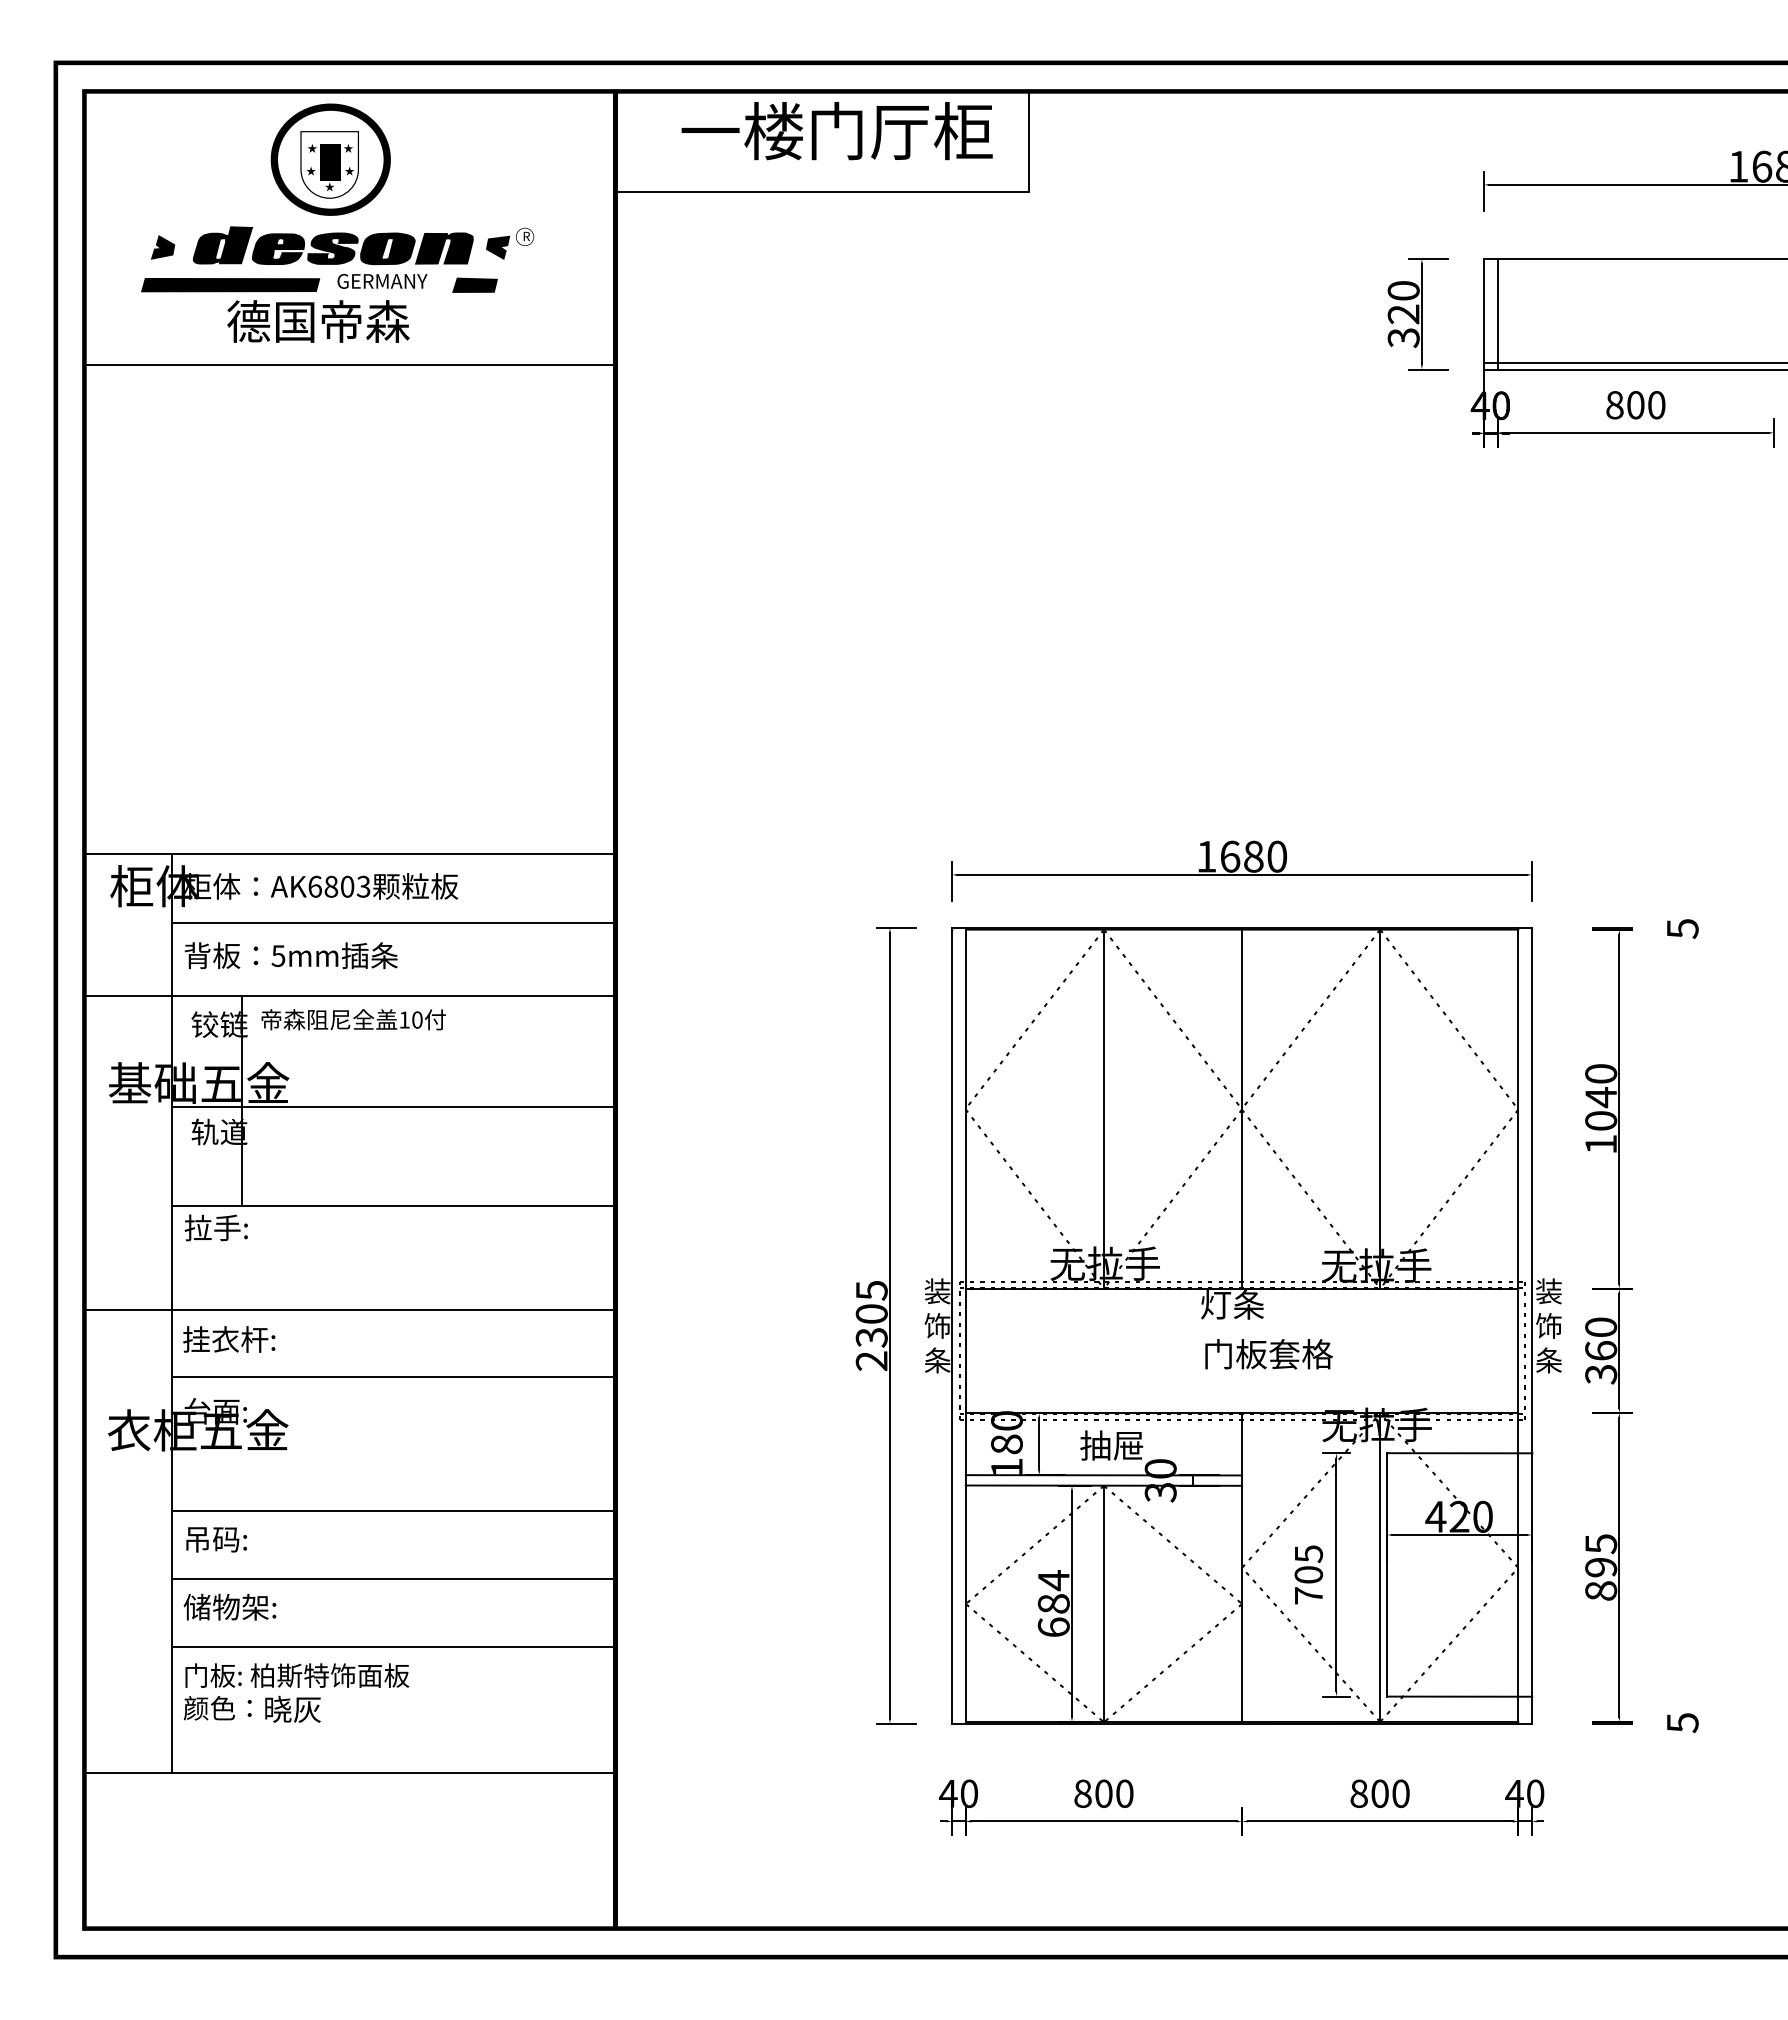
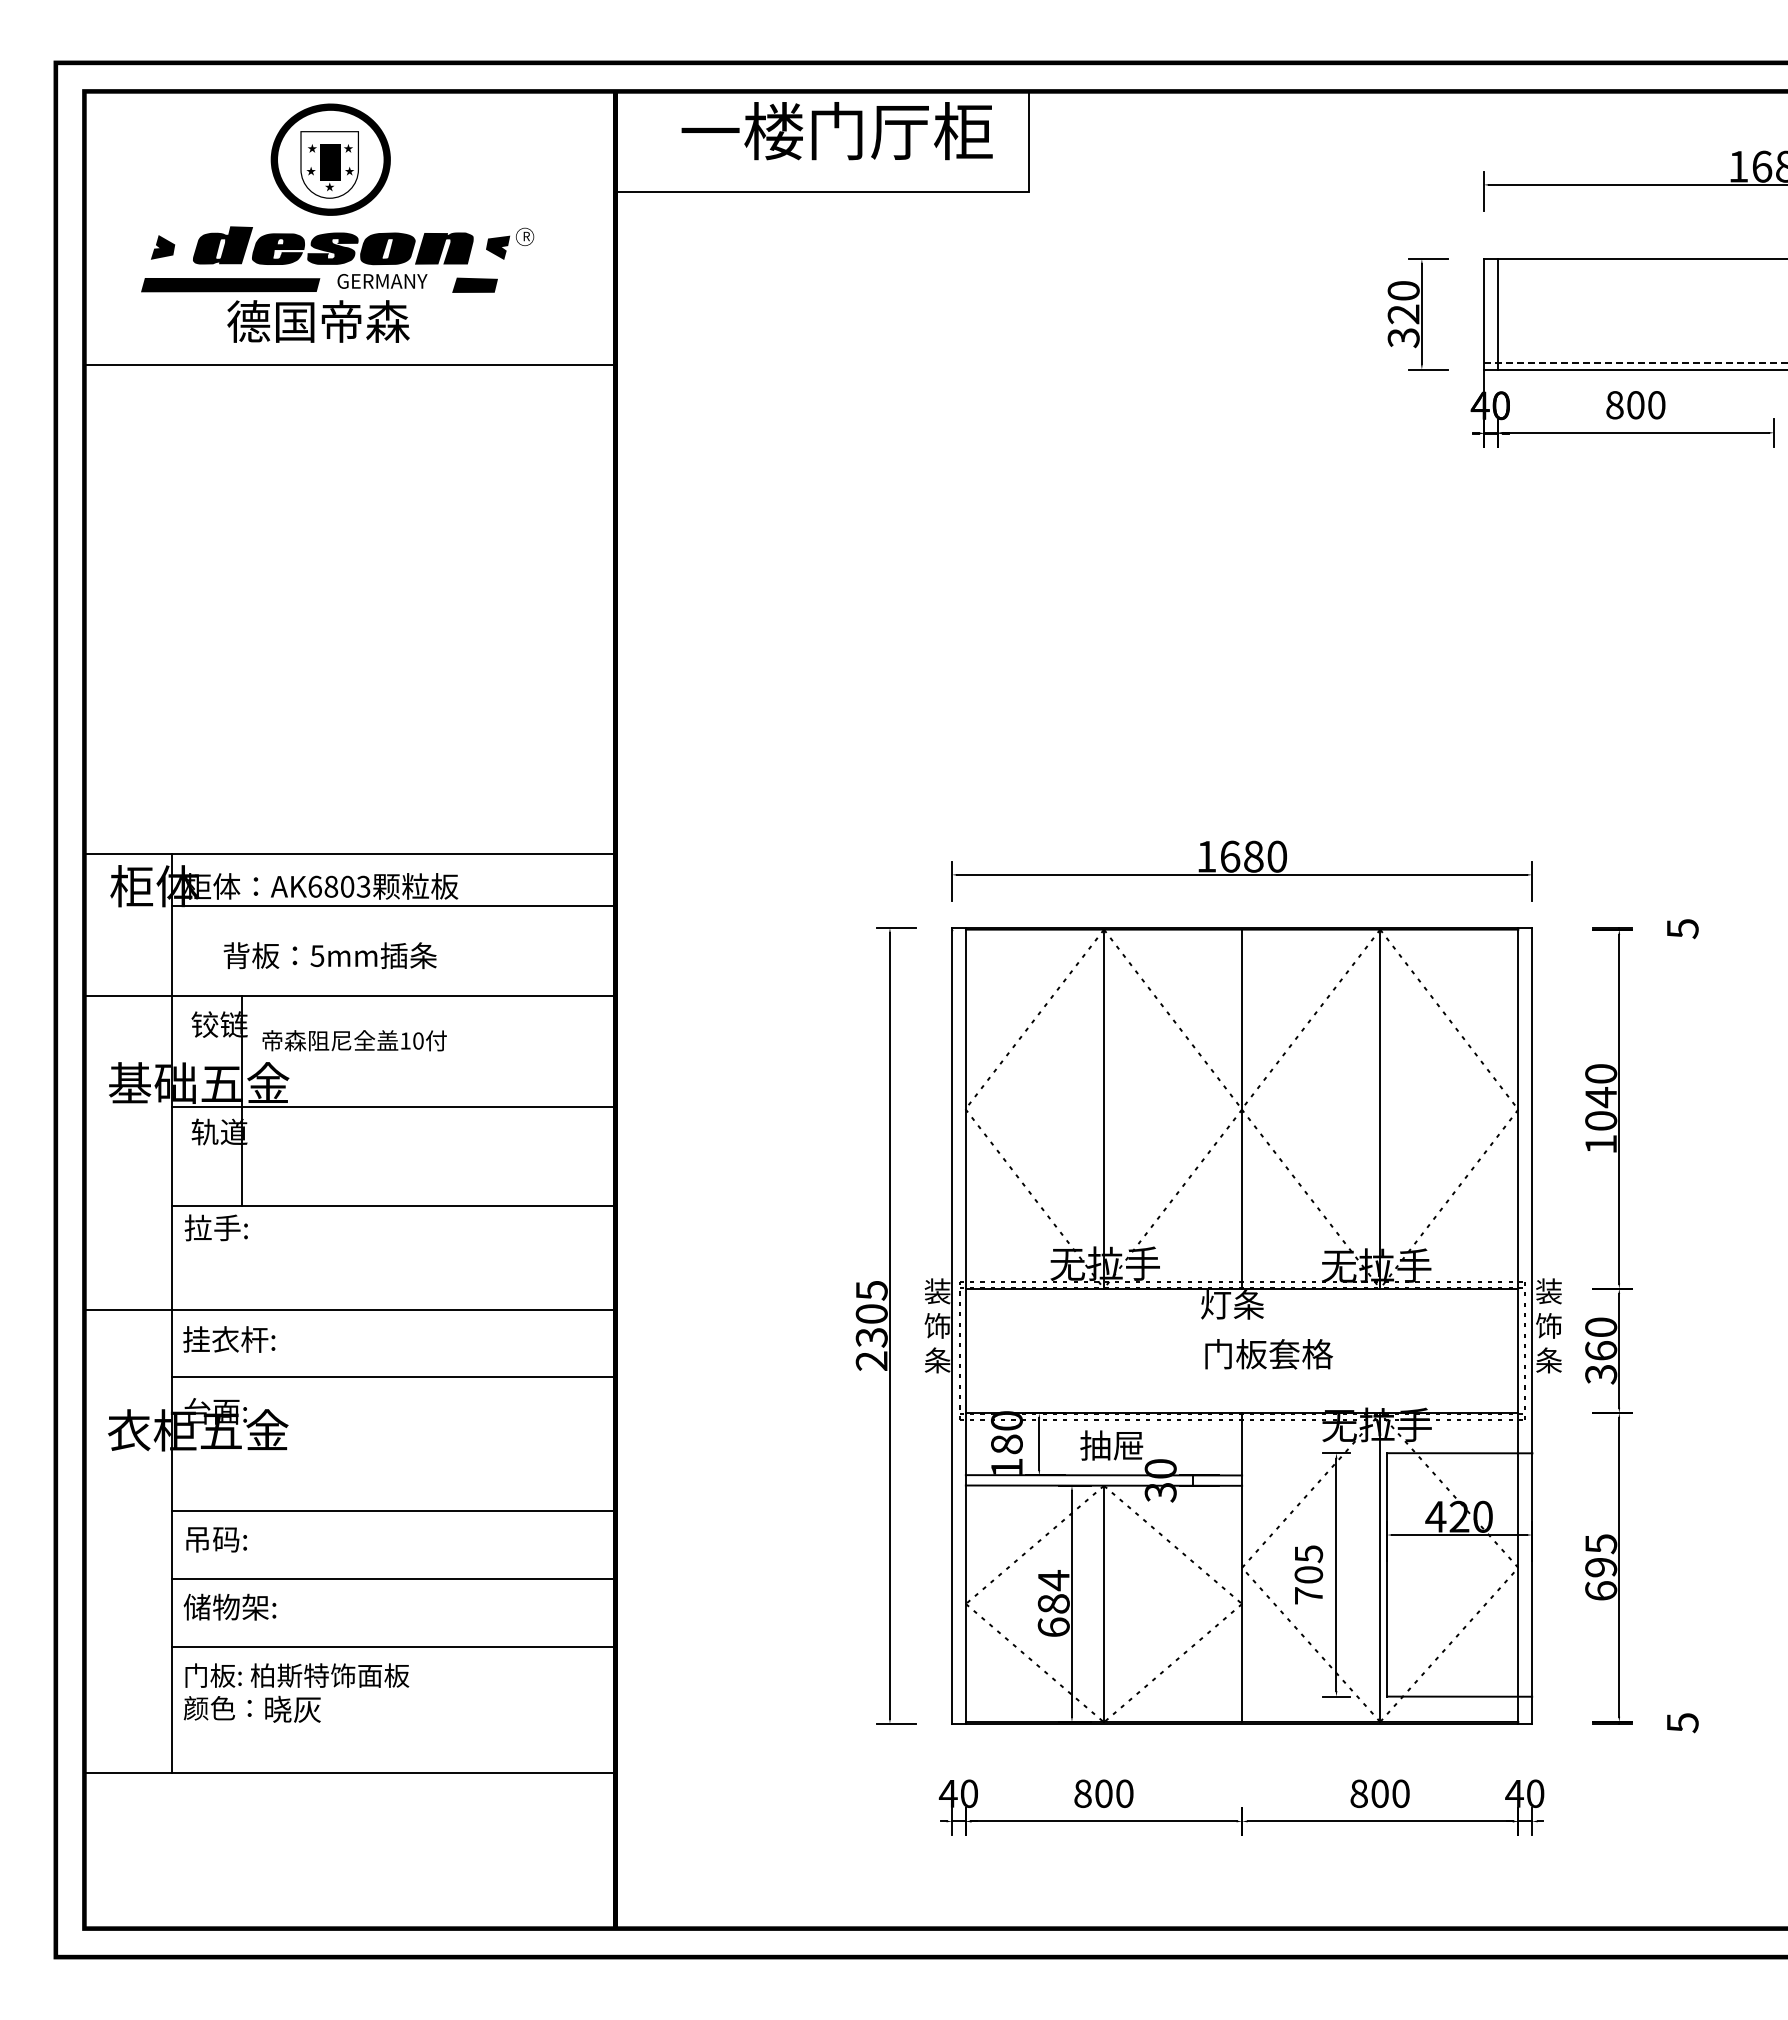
line: solid -> dashed (1635, 362)
line position: (393, 922) -> (393, 905) (393, 905)
text position: (290, 955) -> (329, 955) (329, 955)
text position: (353, 1019) -> (354, 1040) (354, 1040)
text: 895 -> 695 (1601, 1590)
